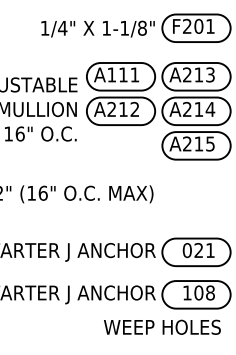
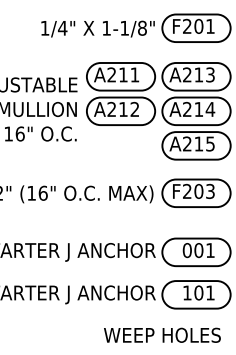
text: A111 -> A211 (111, 74)
part: none -> present (196, 192)
text: 021 -> 001 (198, 250)
text: 108 -> 101 (210, 292)
text position: (162, 326) -> (162, 334) (162, 334)
